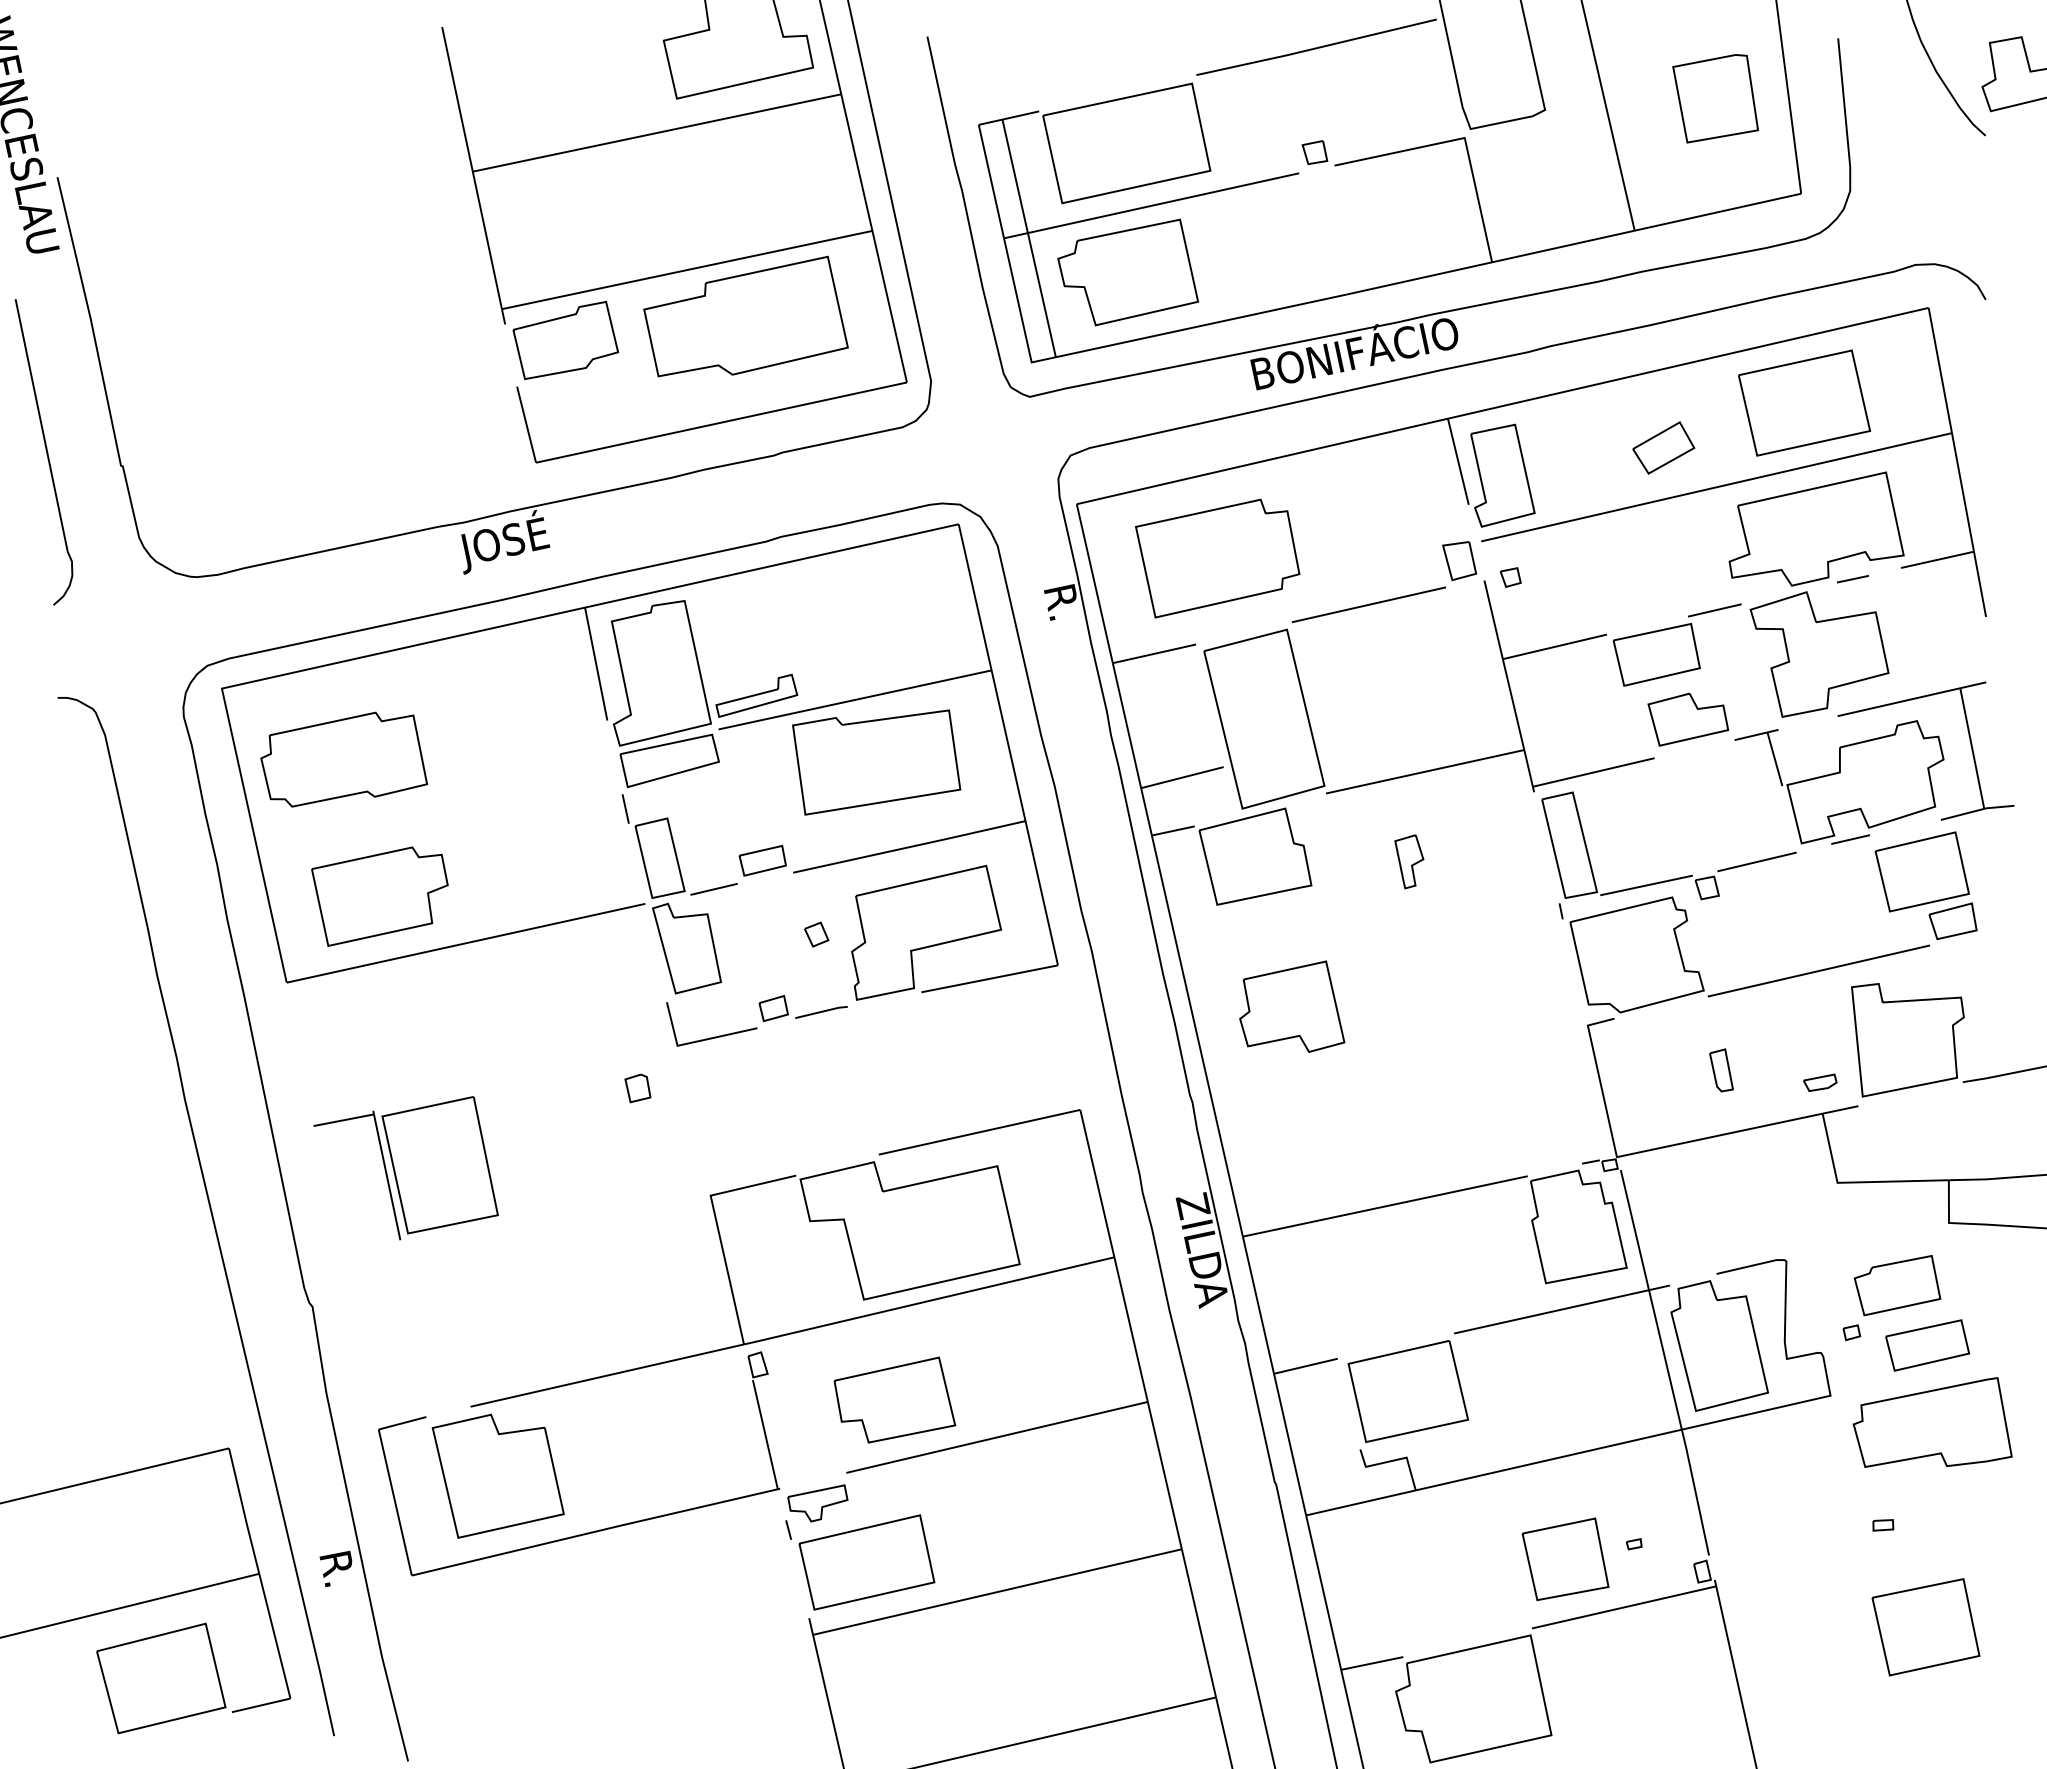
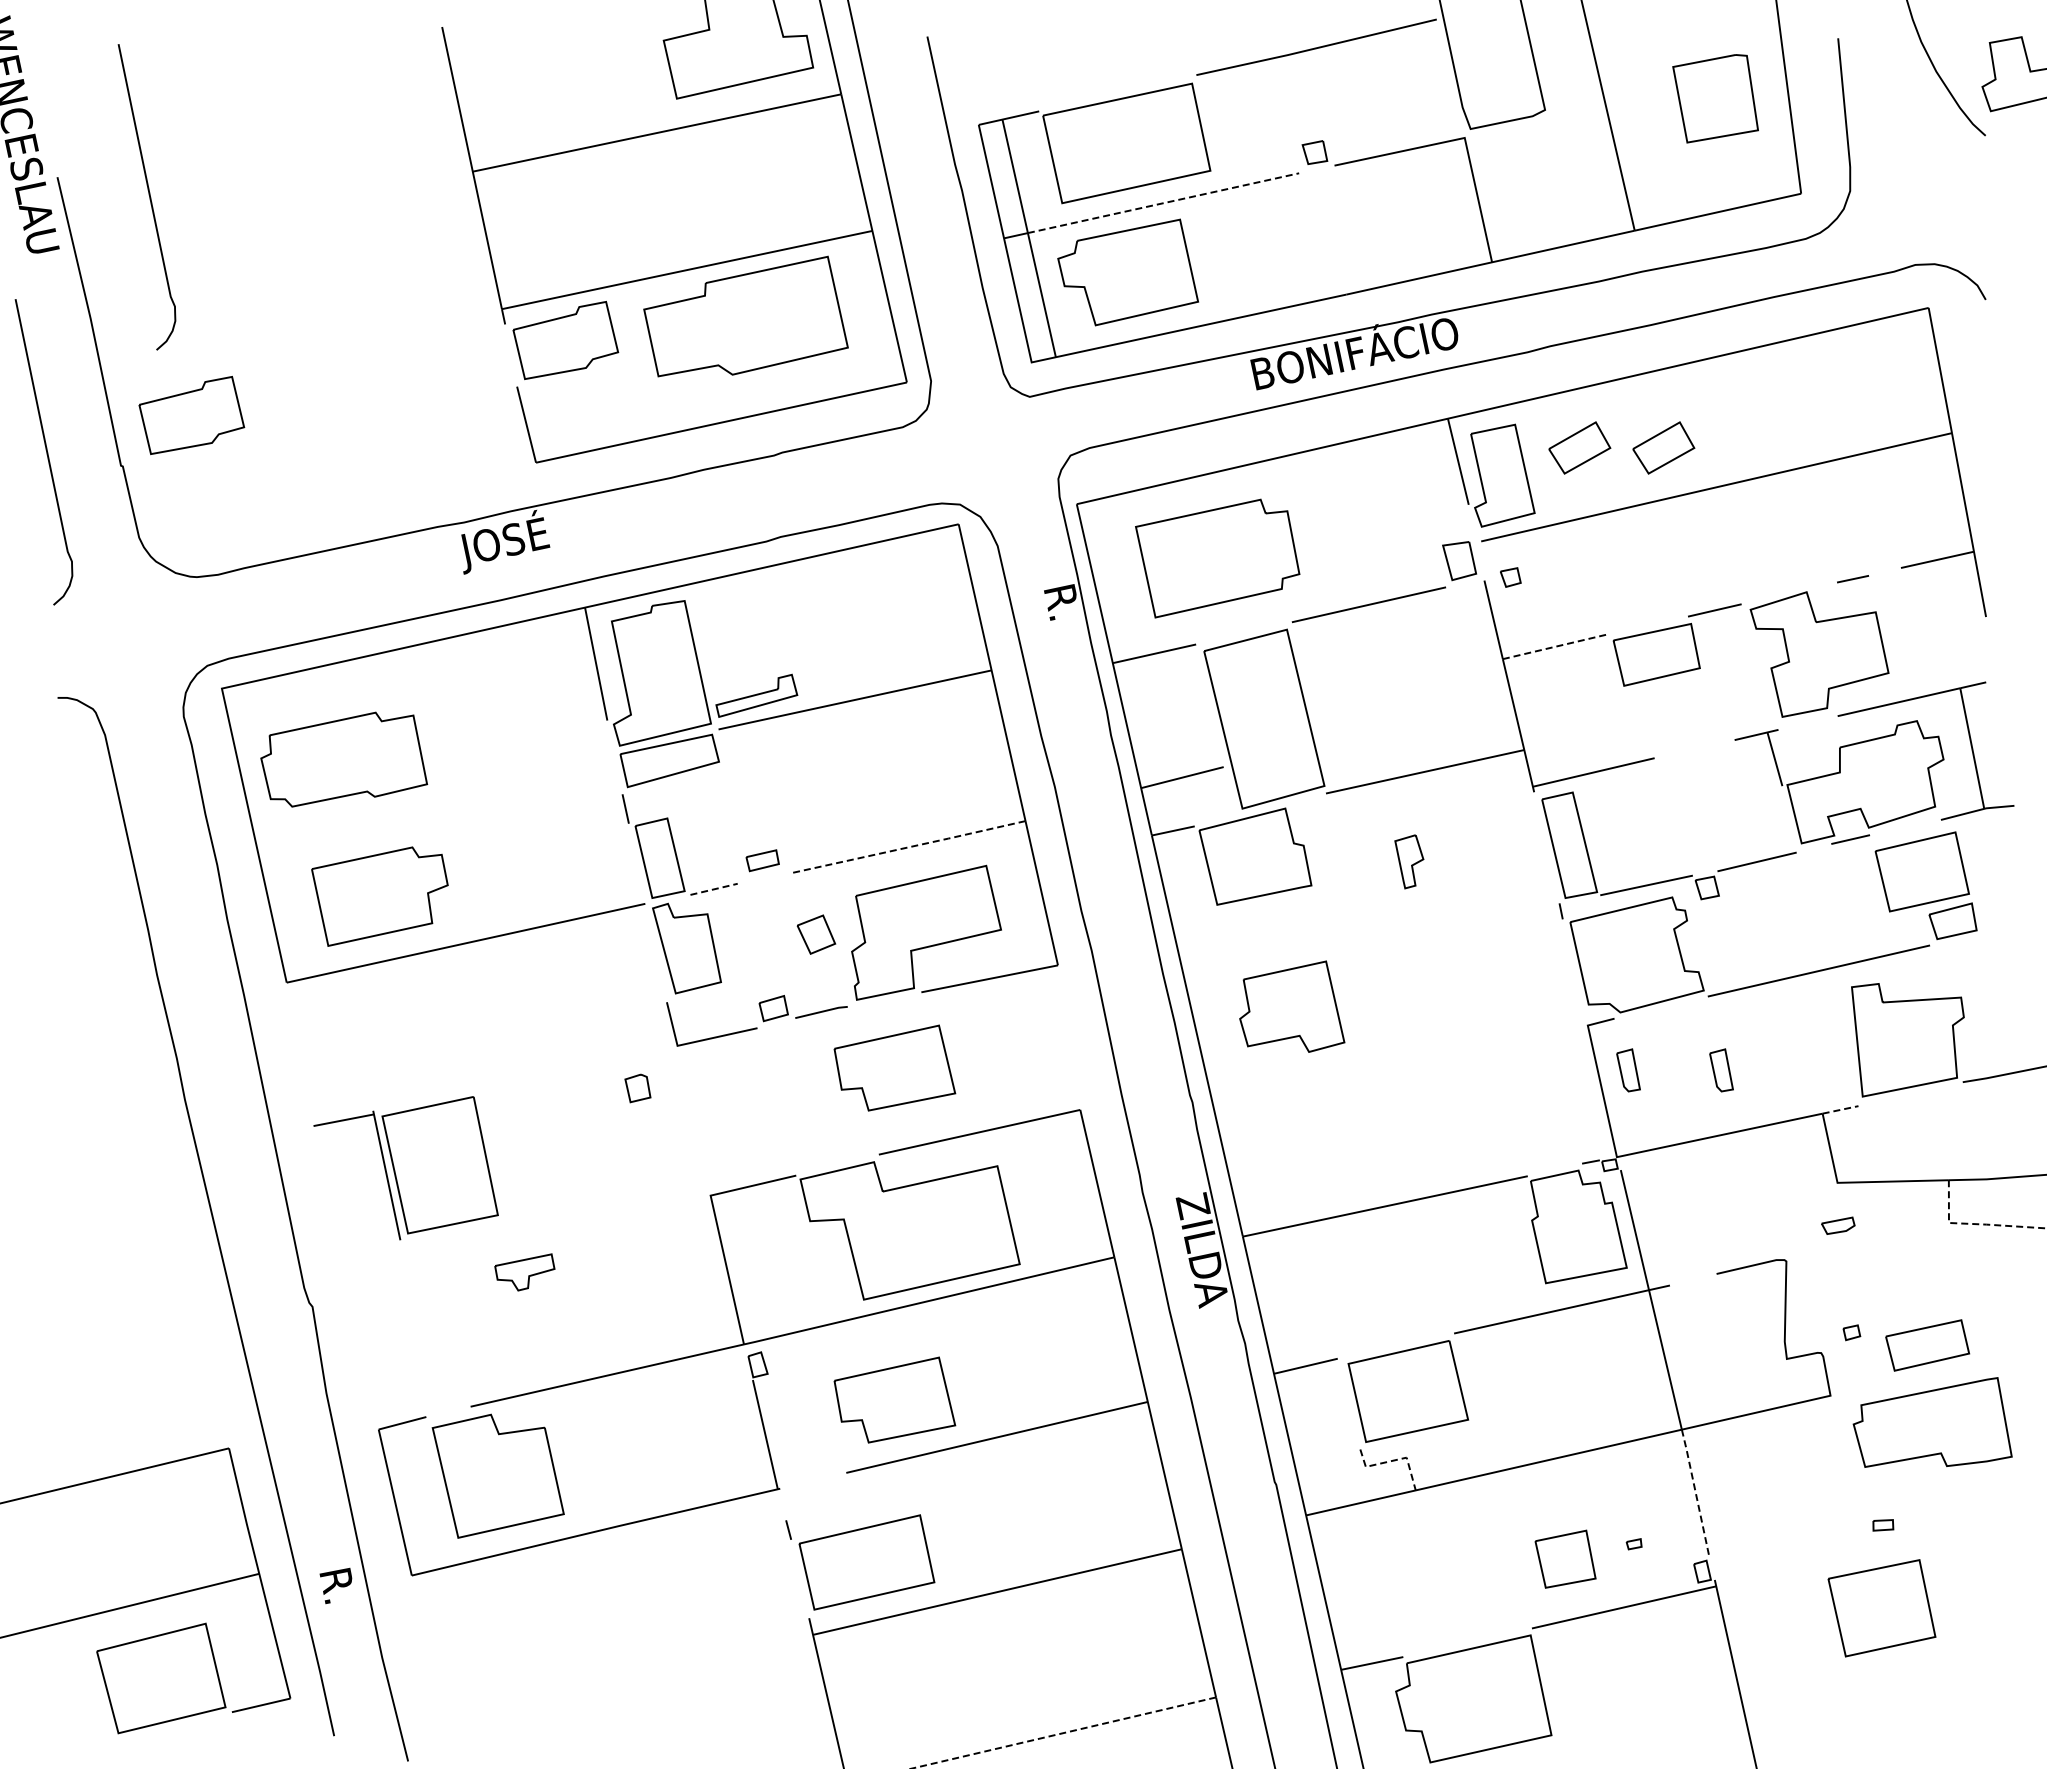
curve: none -> present (148, 195)
line: solid -> dashed (1163, 203)
part: present -> none (1804, 402)
part: none -> present (191, 415)
part: none -> present (1579, 447)
part: present -> none (1816, 528)
line: solid -> dashed (1554, 646)
part: present -> none (1688, 719)
part: present -> none (876, 762)
line: solid -> dashed (910, 847)
part size: 49x33 px -> 35x24 px (762, 860)
line: solid -> dashed (714, 889)
part size: 26x27 px -> 41x41 px (816, 934)
part: none -> present (894, 1067)
part: none -> present (1628, 1070)
part position: (1820, 1082) -> (1838, 1225) (1838, 1225)
line: solid -> dashed (1841, 1109)
line: solid -> dashed (1976, 1224)
part: present -> none (1897, 1285)
part: present -> none (1719, 1345)
line: solid -> dashed (1394, 1460)
line: solid -> dashed (1695, 1492)
part position: (817, 1503) -> (524, 1272) (524, 1272)
part size: 89x84 px -> 63x60 px (1565, 1558)
text position: (335, 1568) -> (335, 1585) (335, 1585)
part position: (1925, 1627) -> (1881, 1608) (1881, 1608)
line: solid -> dashed (1063, 1733)
